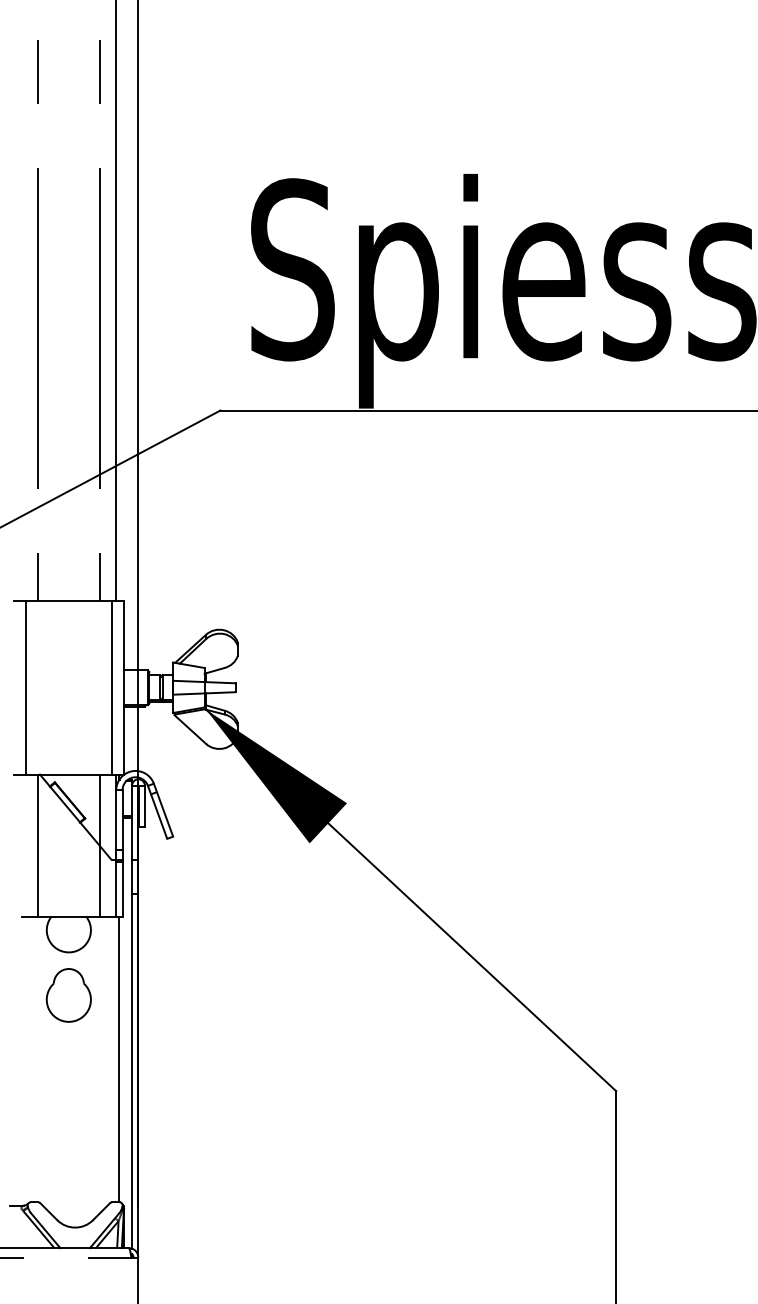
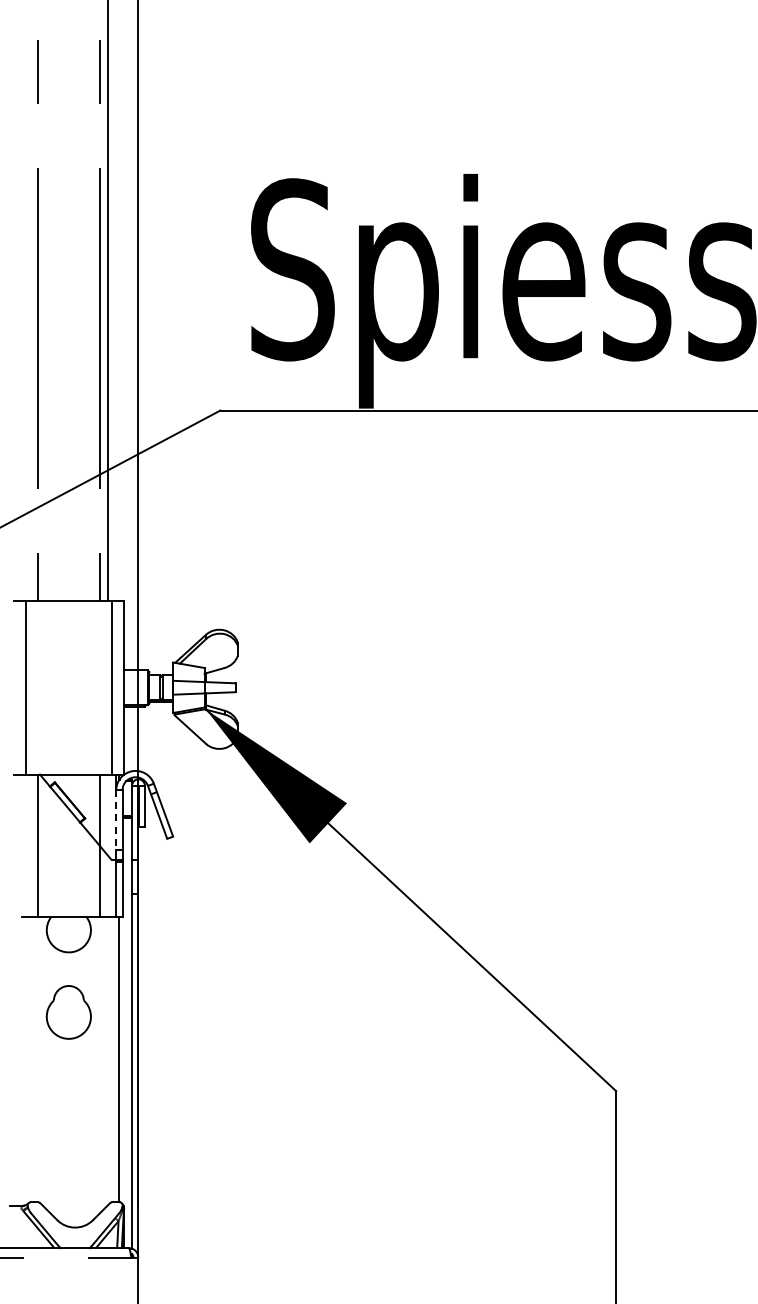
line position: (116, 301) -> (108, 301) (108, 301)
line: solid -> dashed (116, 820)
part position: (68, 995) -> (68, 1012) (68, 1012)
